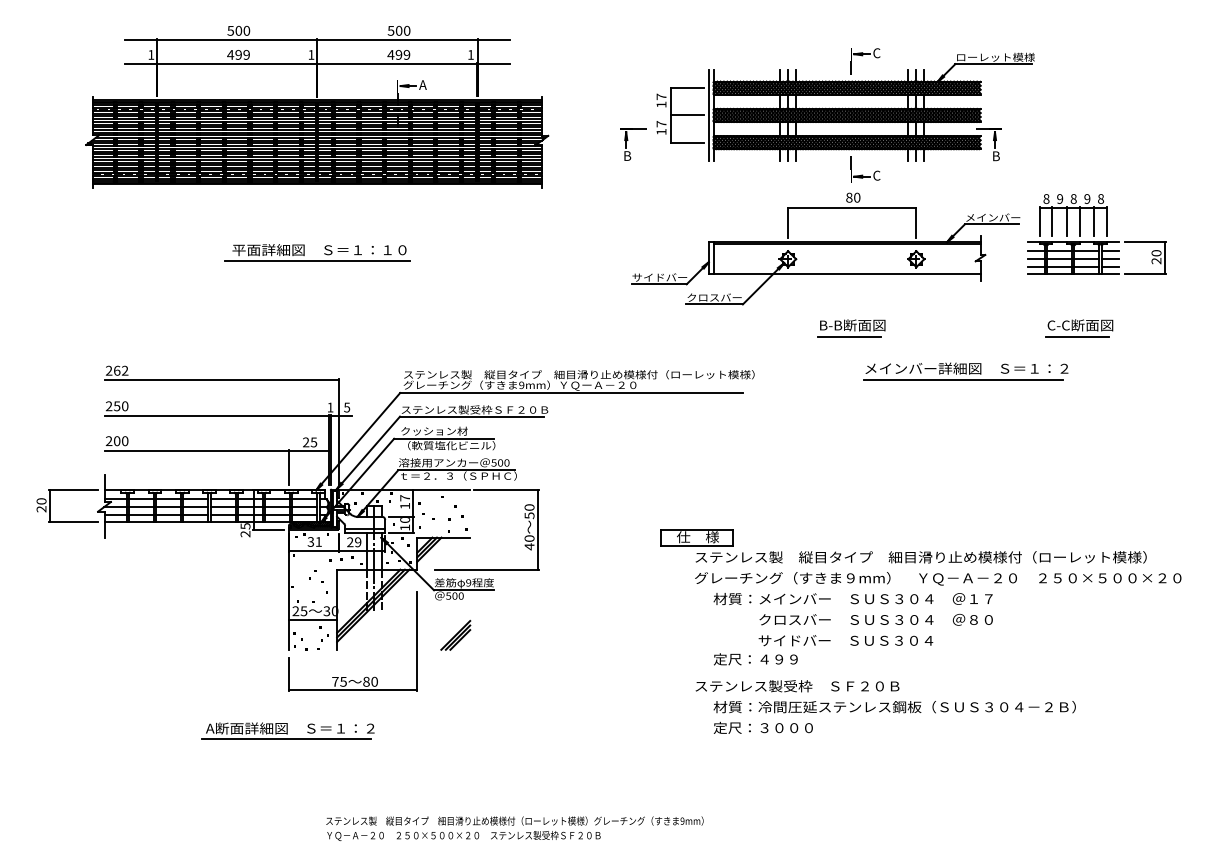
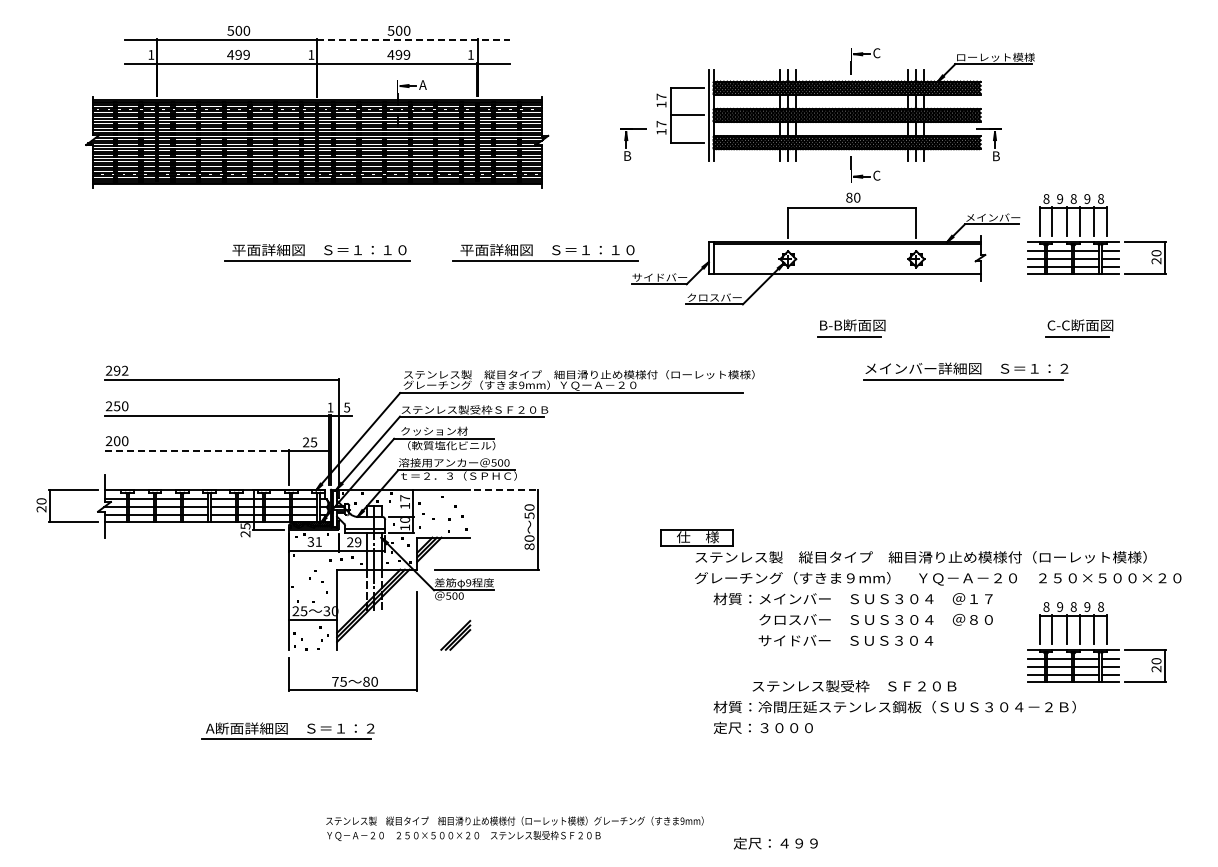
line: solid -> dashed (414, 39)
part: none -> present (552, 253)
text: 262 -> 292 (116, 370)
line: solid -> dashed (197, 450)
line: solid -> dashed (506, 489)
text: 40 -> 80 (529, 546)
part: none -> present (1096, 642)
text position: (755, 659) -> (775, 843) (775, 843)
text position: (797, 686) -> (854, 686) (854, 686)
